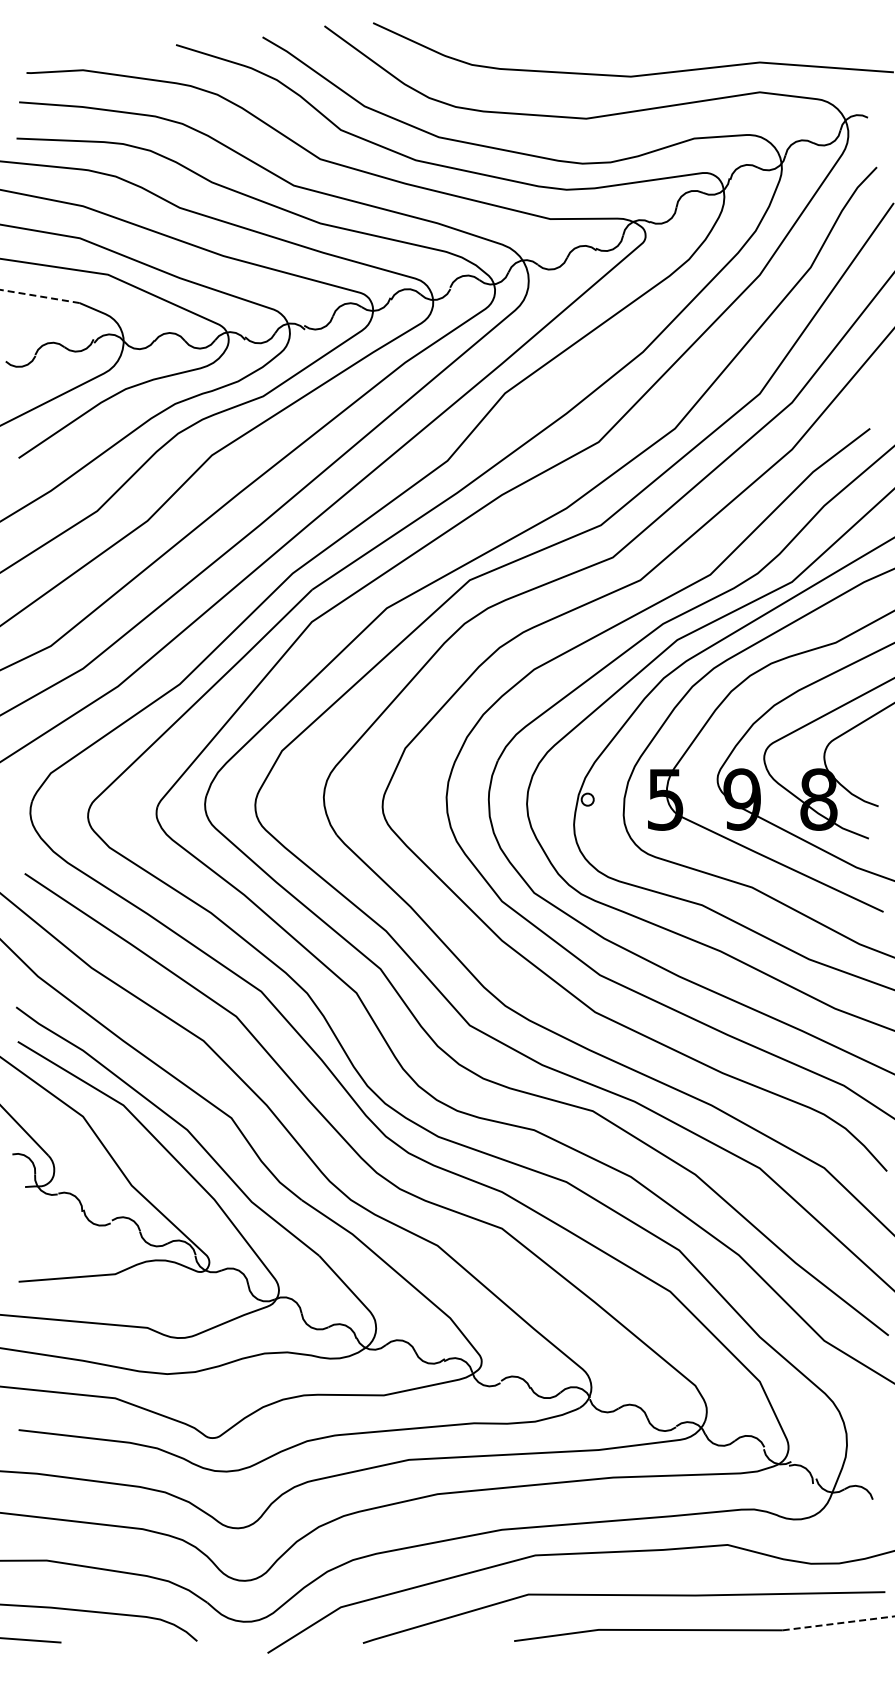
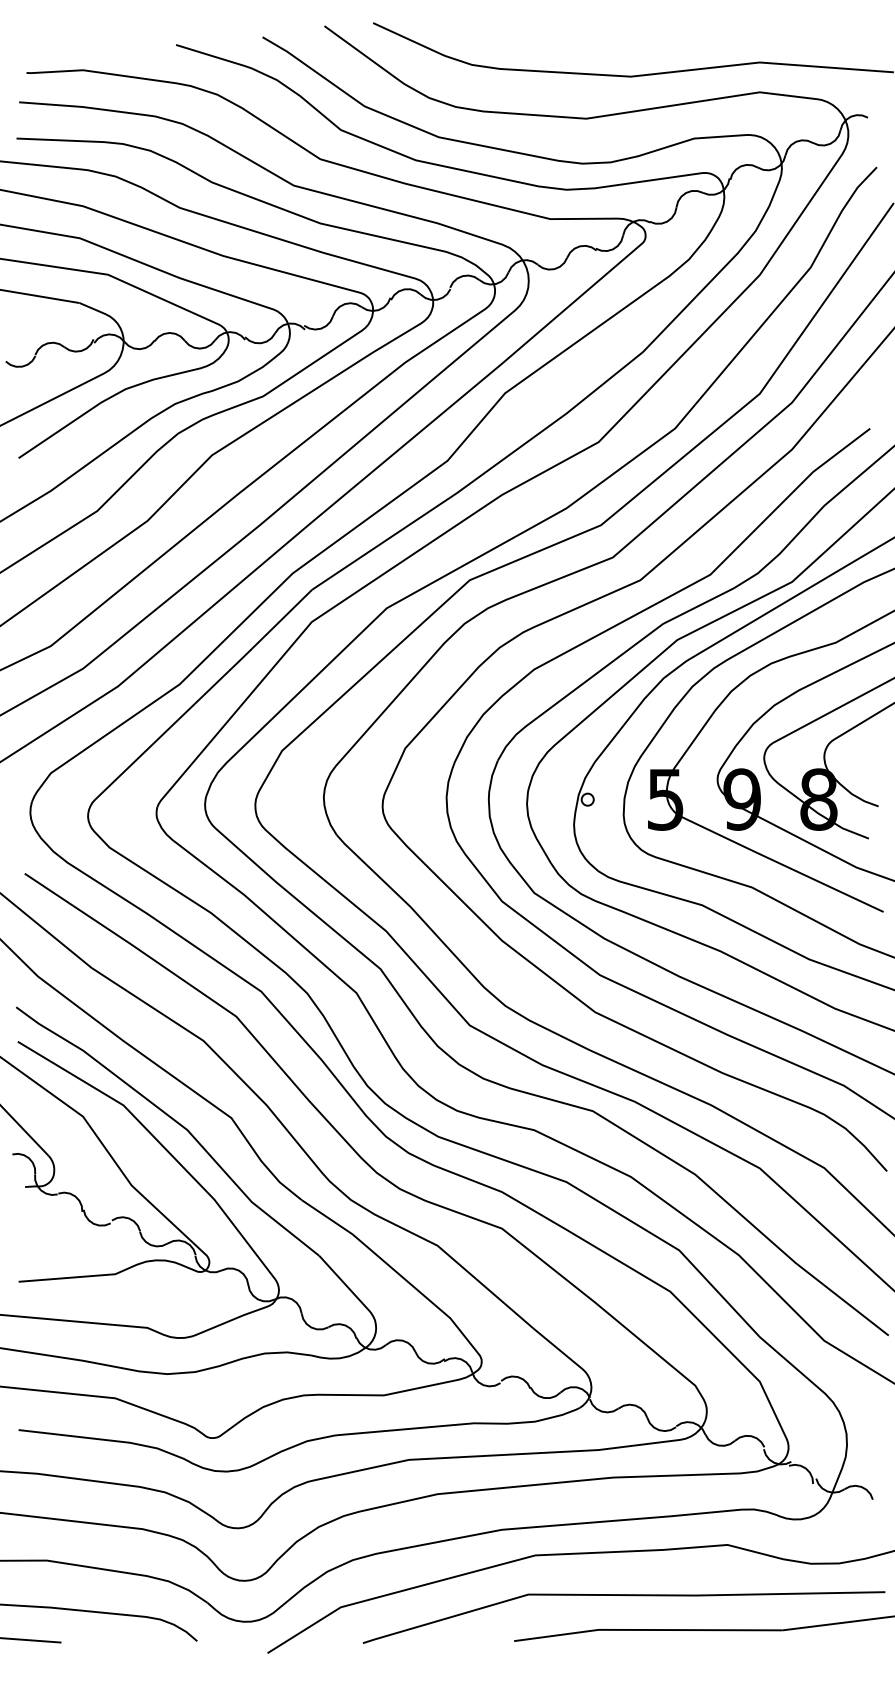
line: dashed -> solid (40, 296)
line: dashed -> solid (839, 1623)
